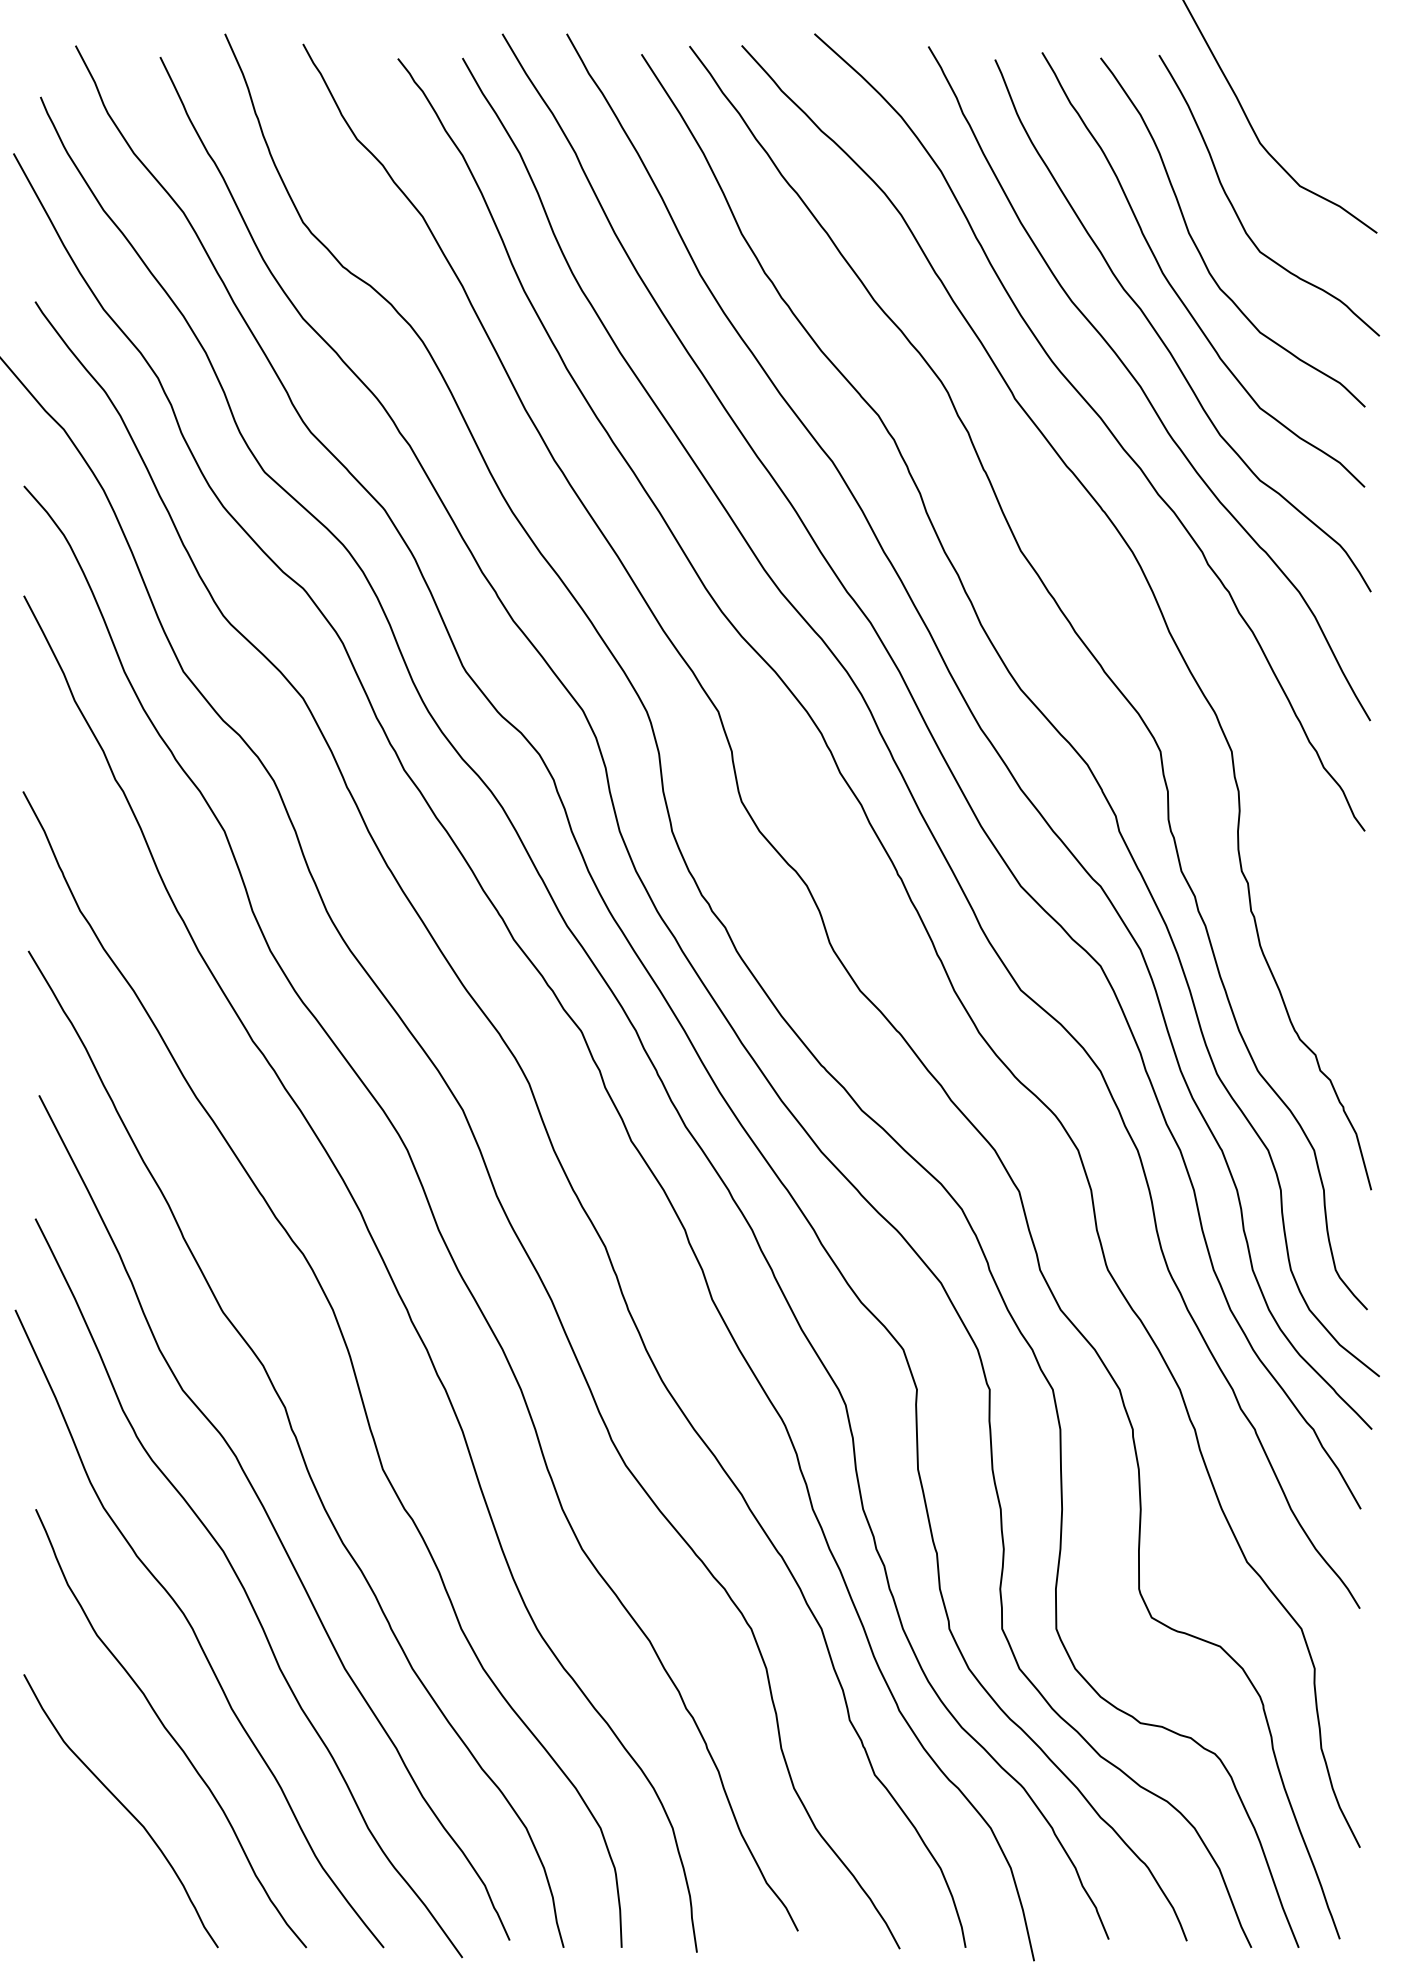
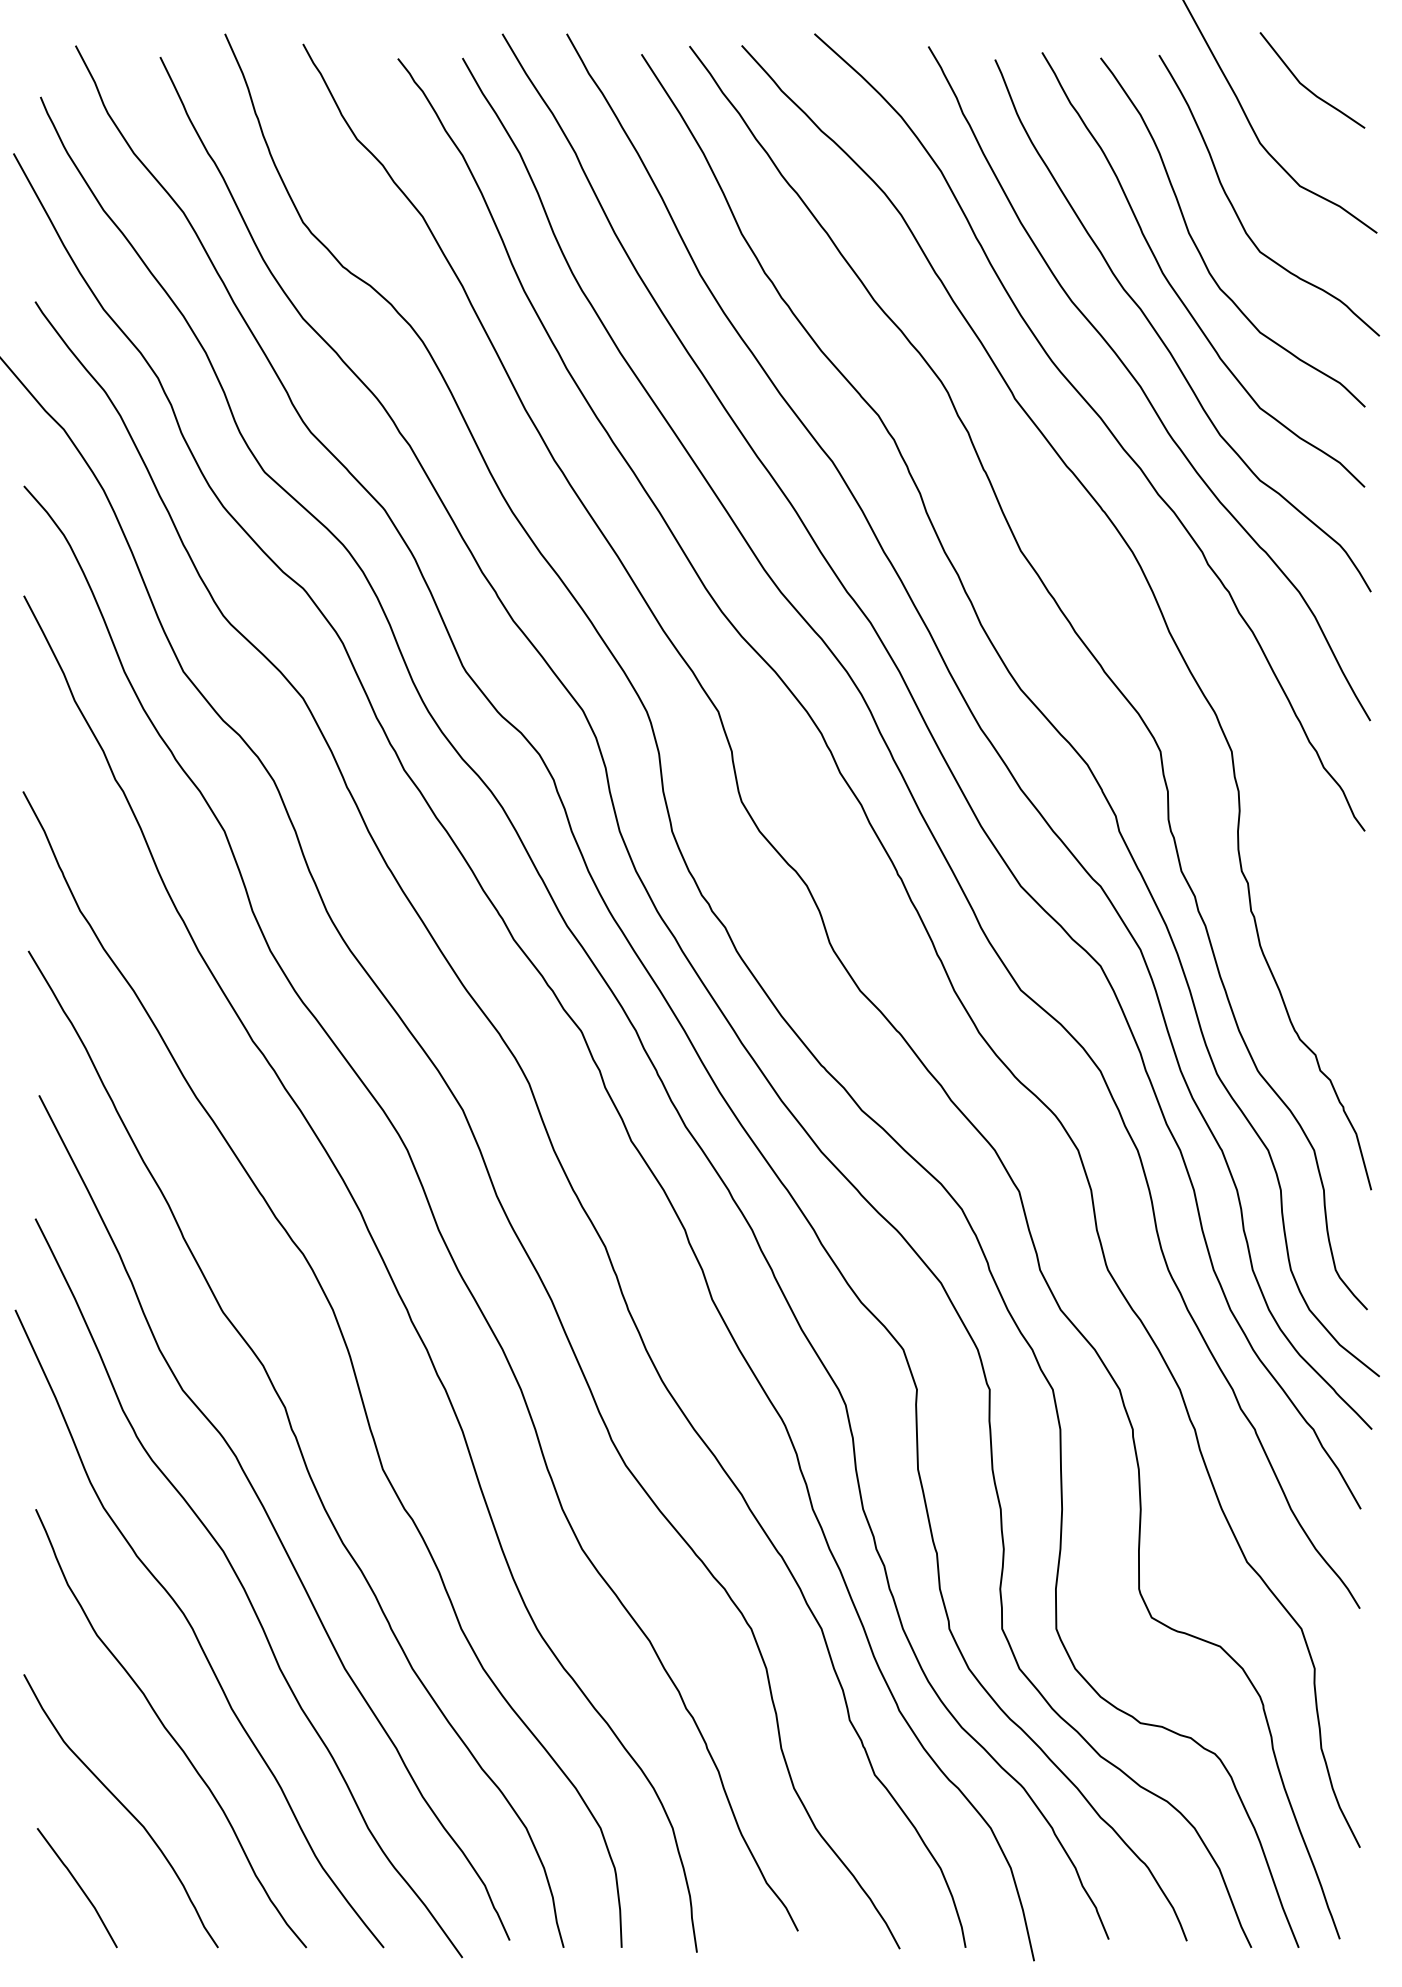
line: none -> present (1307, 87)
line: none -> present (78, 1886)
